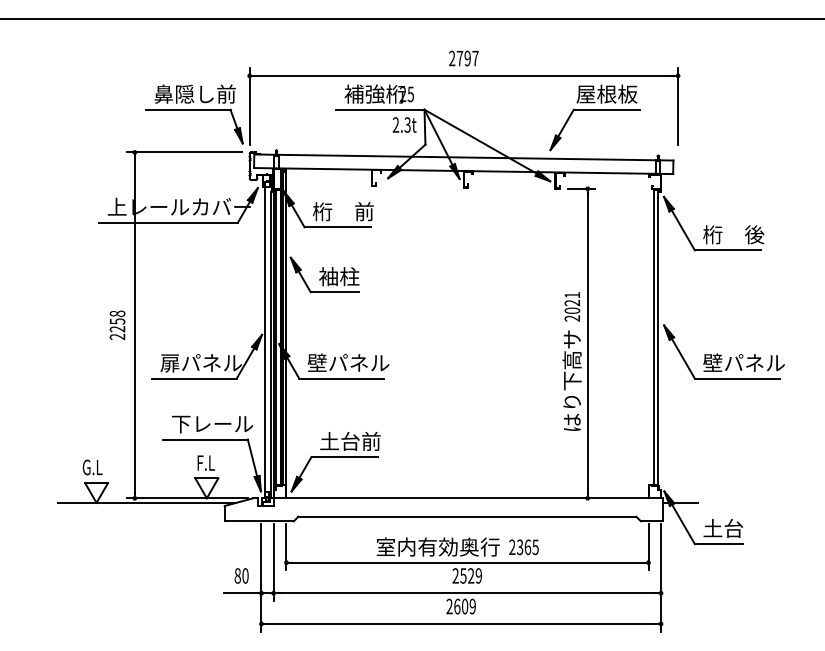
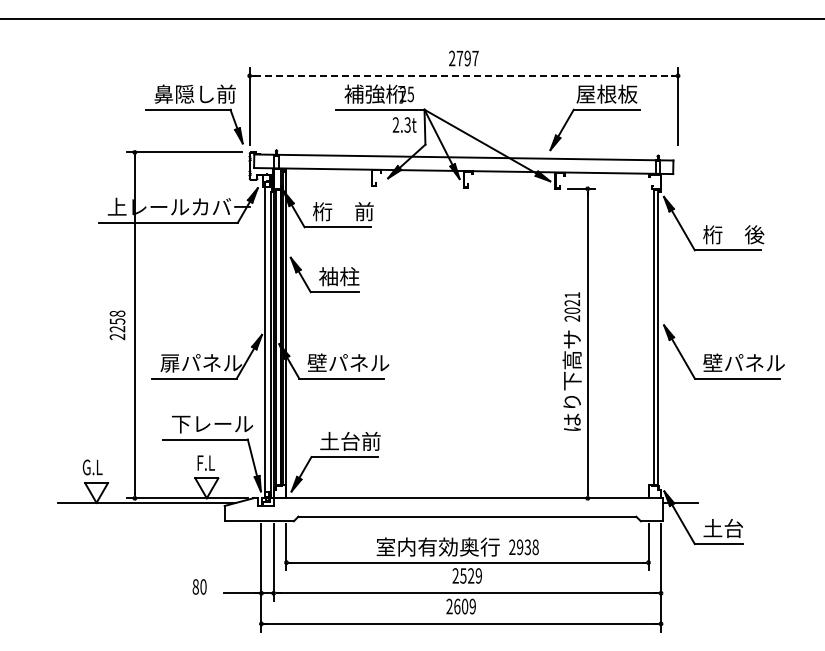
line: solid -> dashed (464, 75)
text: 2365 -> 2938 (527, 547)
text position: (241, 575) -> (199, 586) (199, 586)
